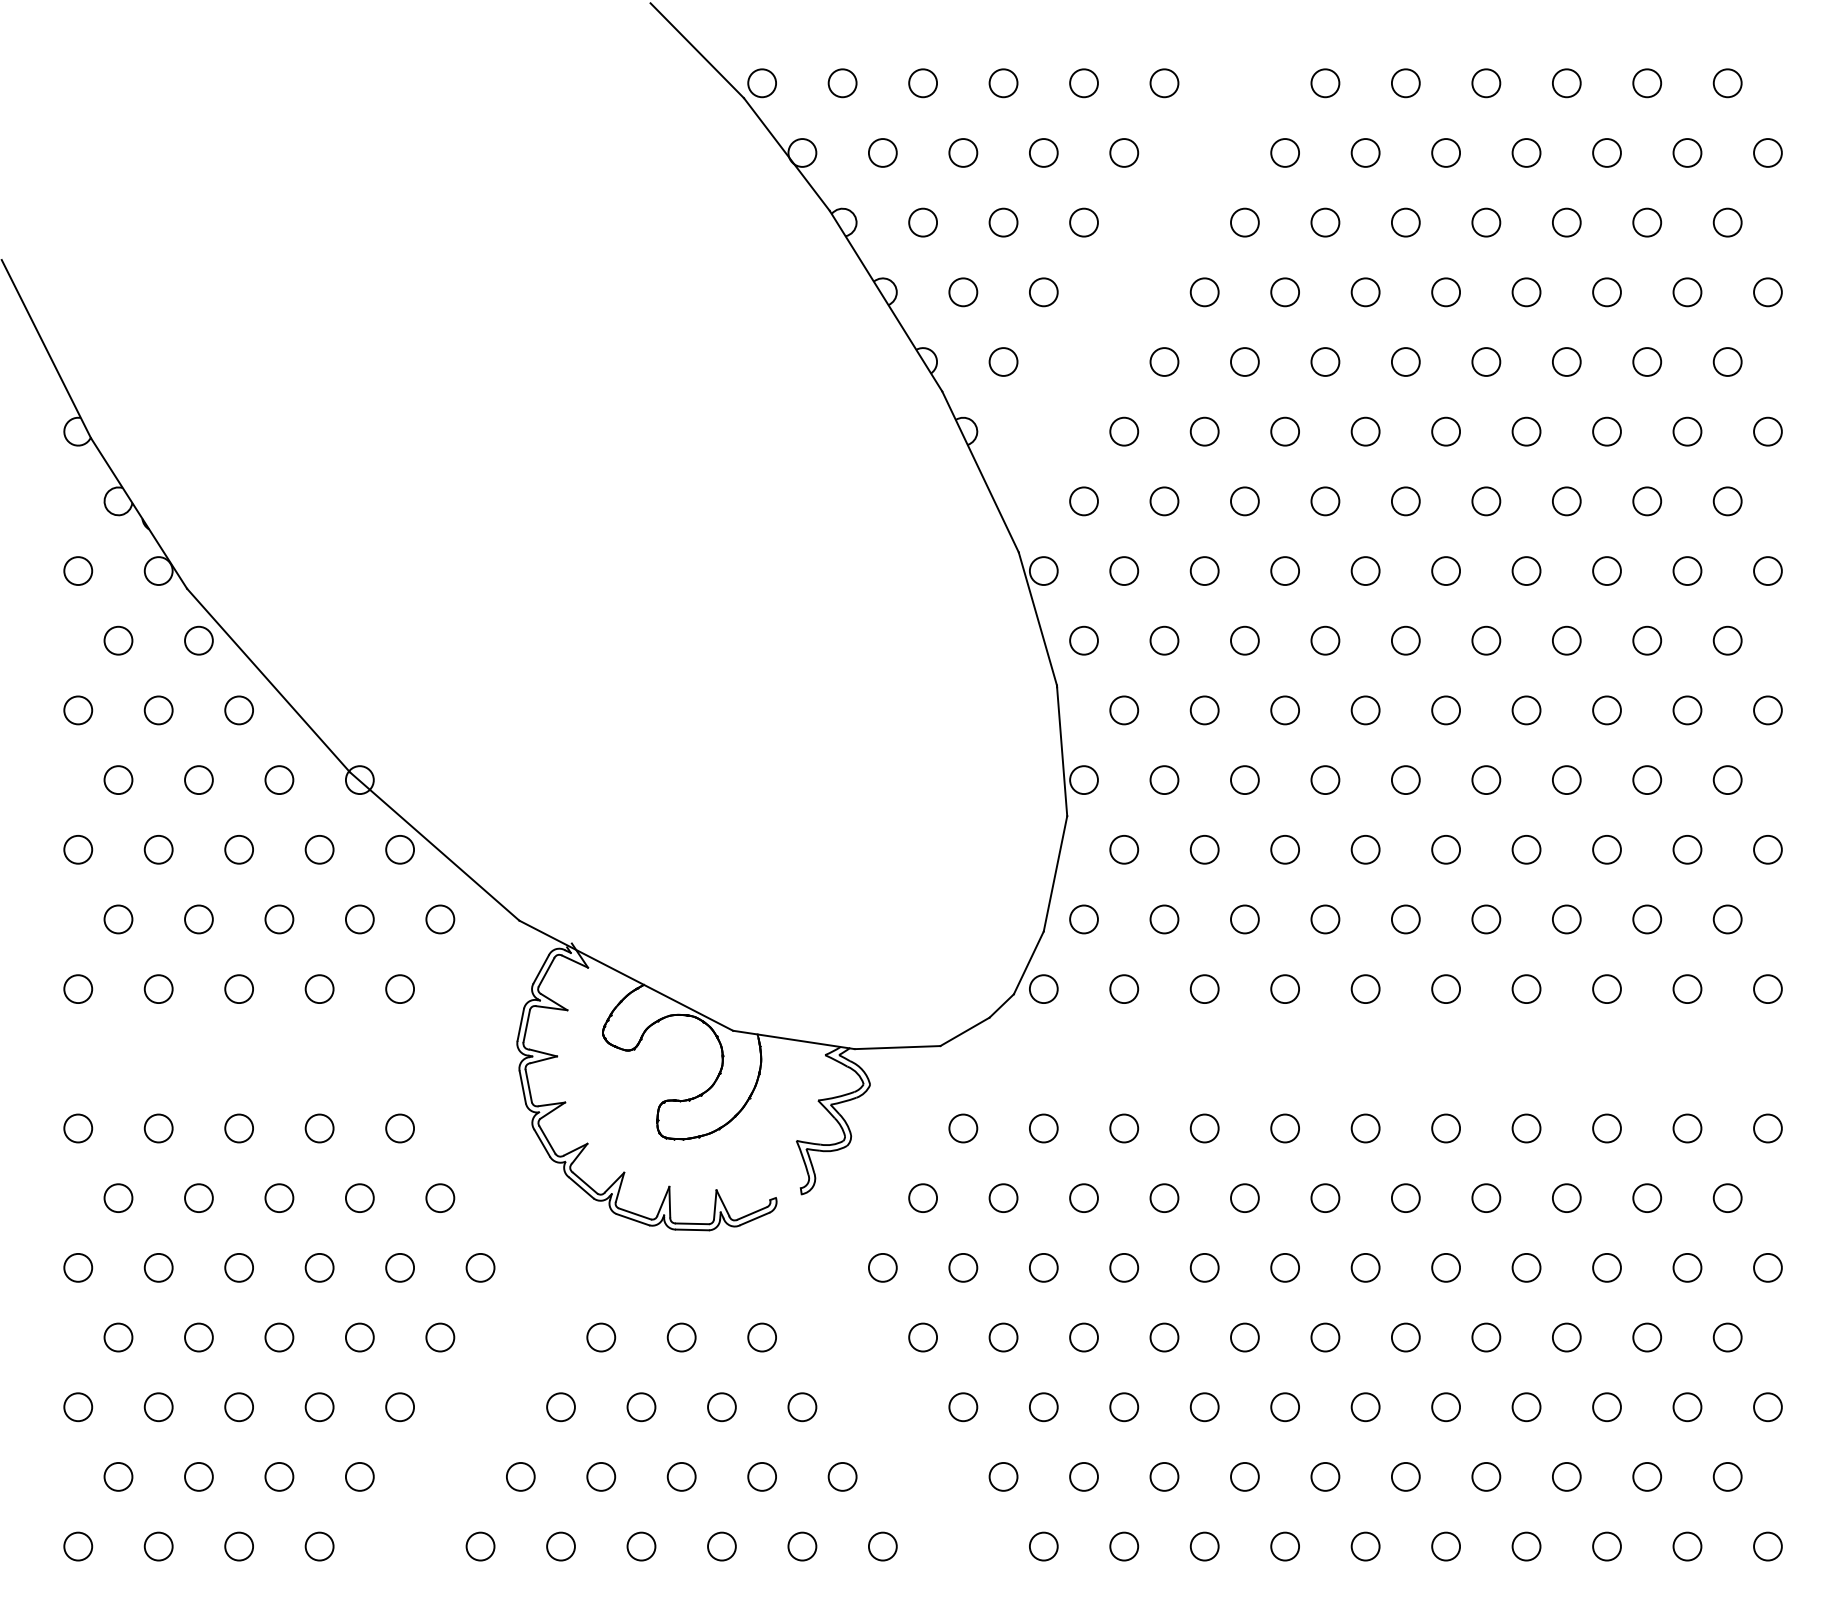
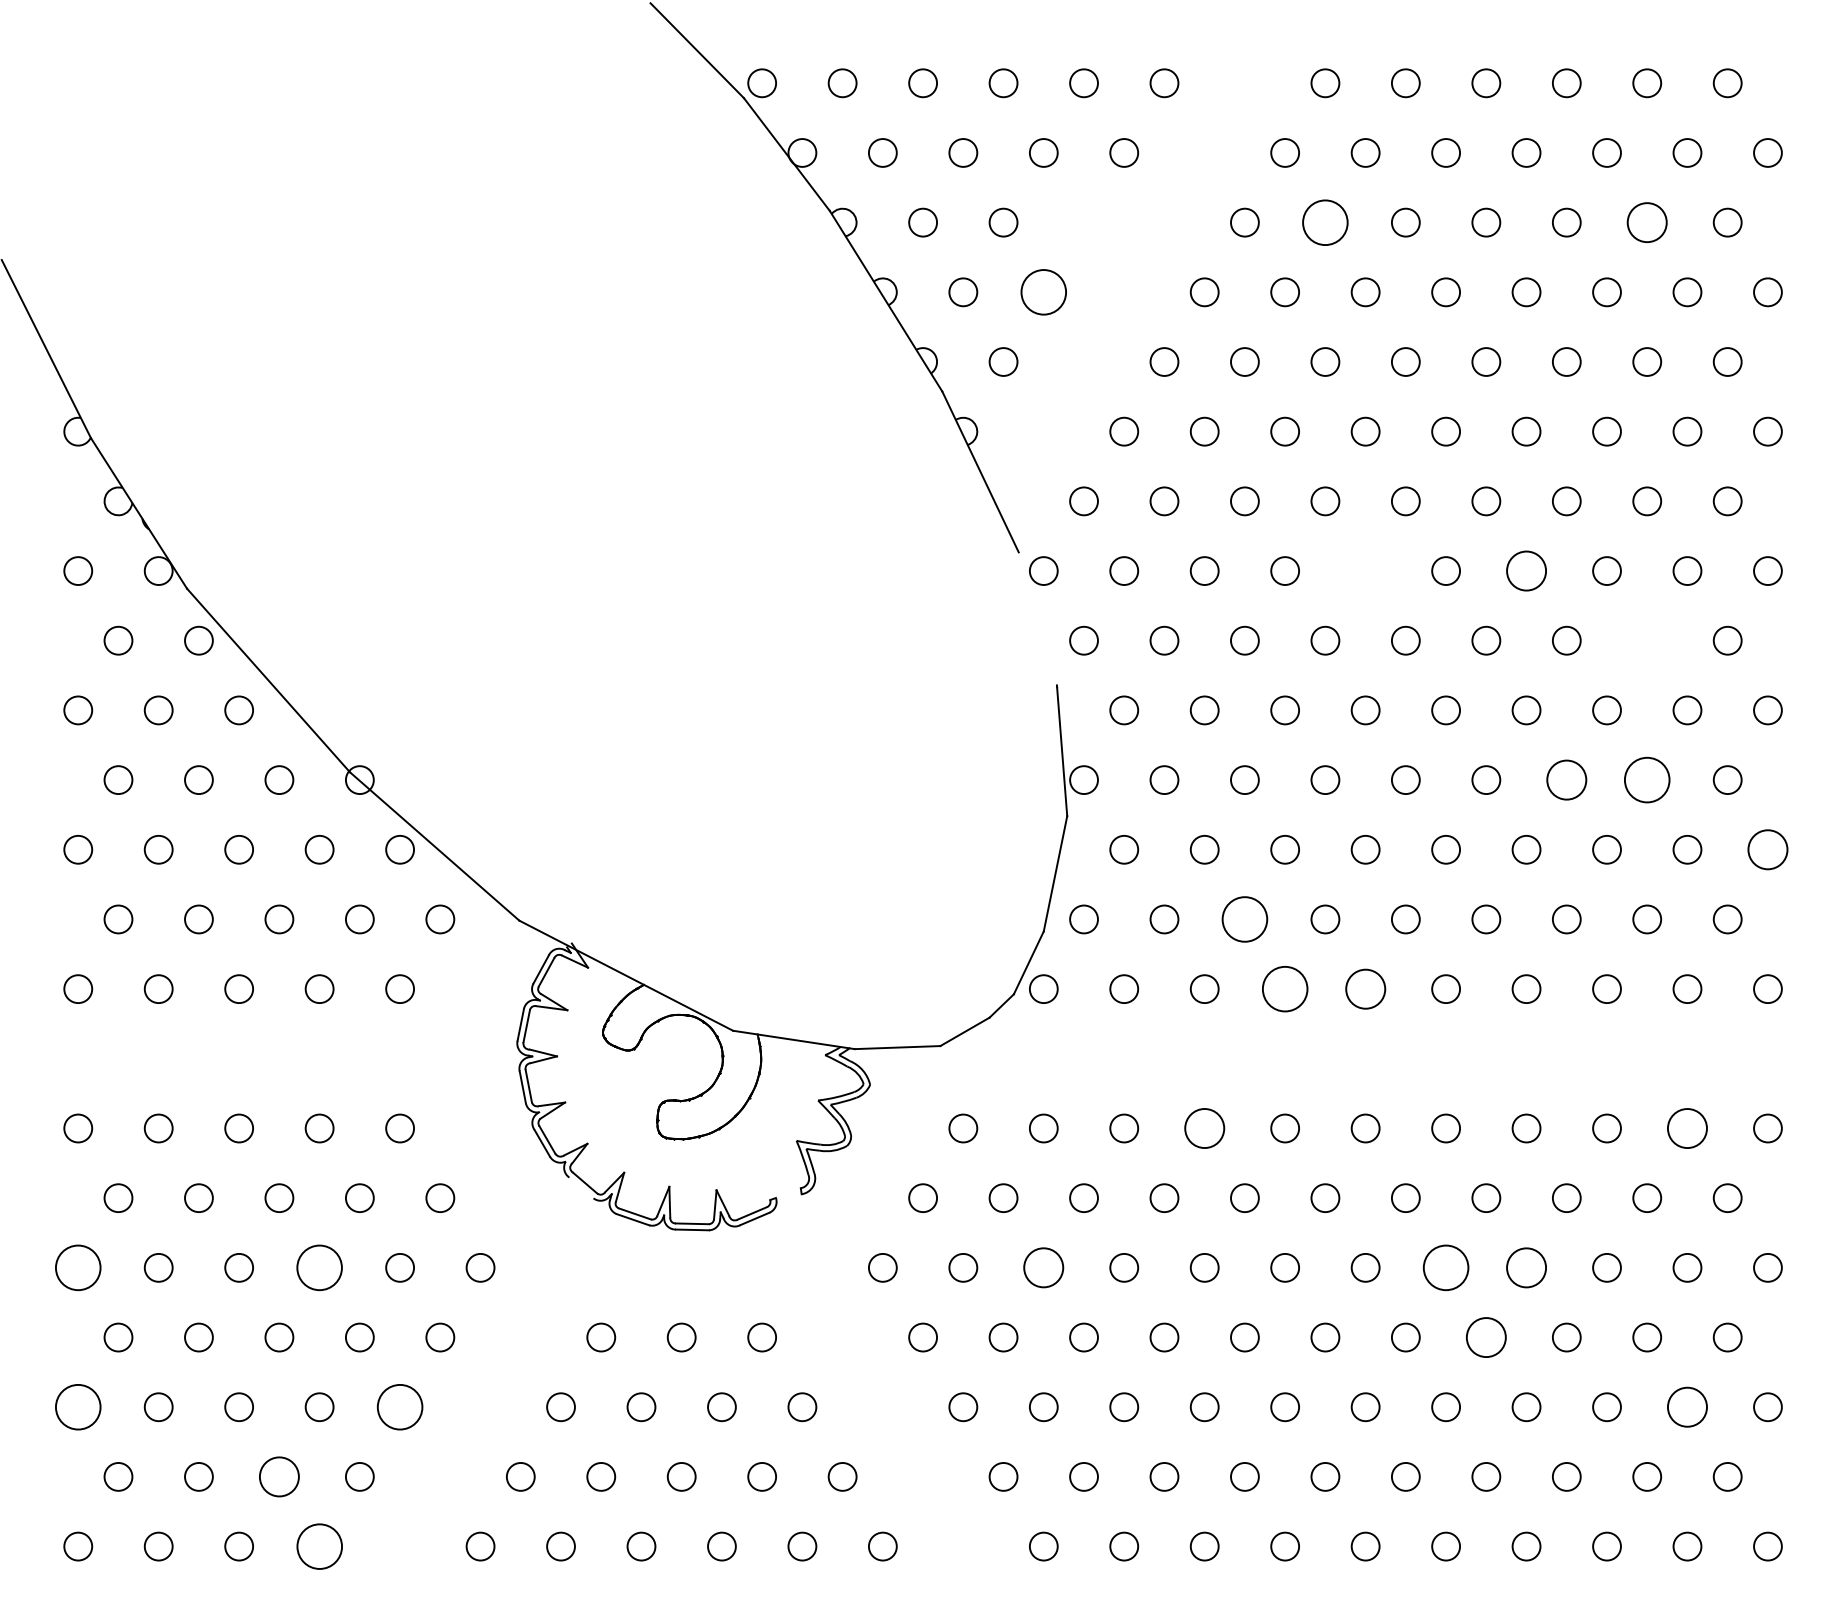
circle: present -> none (1083, 222)
circle size: 31x31 px -> 47x47 px (1325, 222)
circle diameter: 28 px -> 39 px (1646, 222)
circle diameter: 28 px -> 45 px (1043, 292)
circle: present -> none (1365, 570)
circle diameter: 28 px -> 39 px (1526, 570)
line: present -> none (1037, 618)
circle: present -> none (1647, 640)
circle diameter: 28 px -> 39 px (1566, 779)
circle diameter: 28 px -> 45 px (1646, 779)
circle diameter: 28 px -> 39 px (1767, 849)
circle diameter: 28 px -> 45 px (1244, 919)
circle size: 31x30 px -> 42x42 px (1365, 988)
circle diameter: 28 px -> 45 px (1284, 988)
circle diameter: 28 px -> 39 px (1204, 1128)
circle size: 31x31 px -> 41x41 px (1687, 1128)
line: present -> none (581, 1187)
circle diameter: 28 px -> 45 px (77, 1267)
circle diameter: 28 px -> 45 px (319, 1267)
circle size: 30x30 px -> 42x42 px (1043, 1267)
circle diameter: 28 px -> 45 px (1445, 1267)
circle diameter: 28 px -> 39 px (1526, 1267)
circle diameter: 28 px -> 39 px (1485, 1337)
circle diameter: 28 px -> 45 px (77, 1406)
circle diameter: 28 px -> 45 px (399, 1406)
circle diameter: 28 px -> 39 px (1686, 1406)
circle diameter: 28 px -> 39 px (278, 1476)
circle size: 31x31 px -> 47x47 px (319, 1546)
